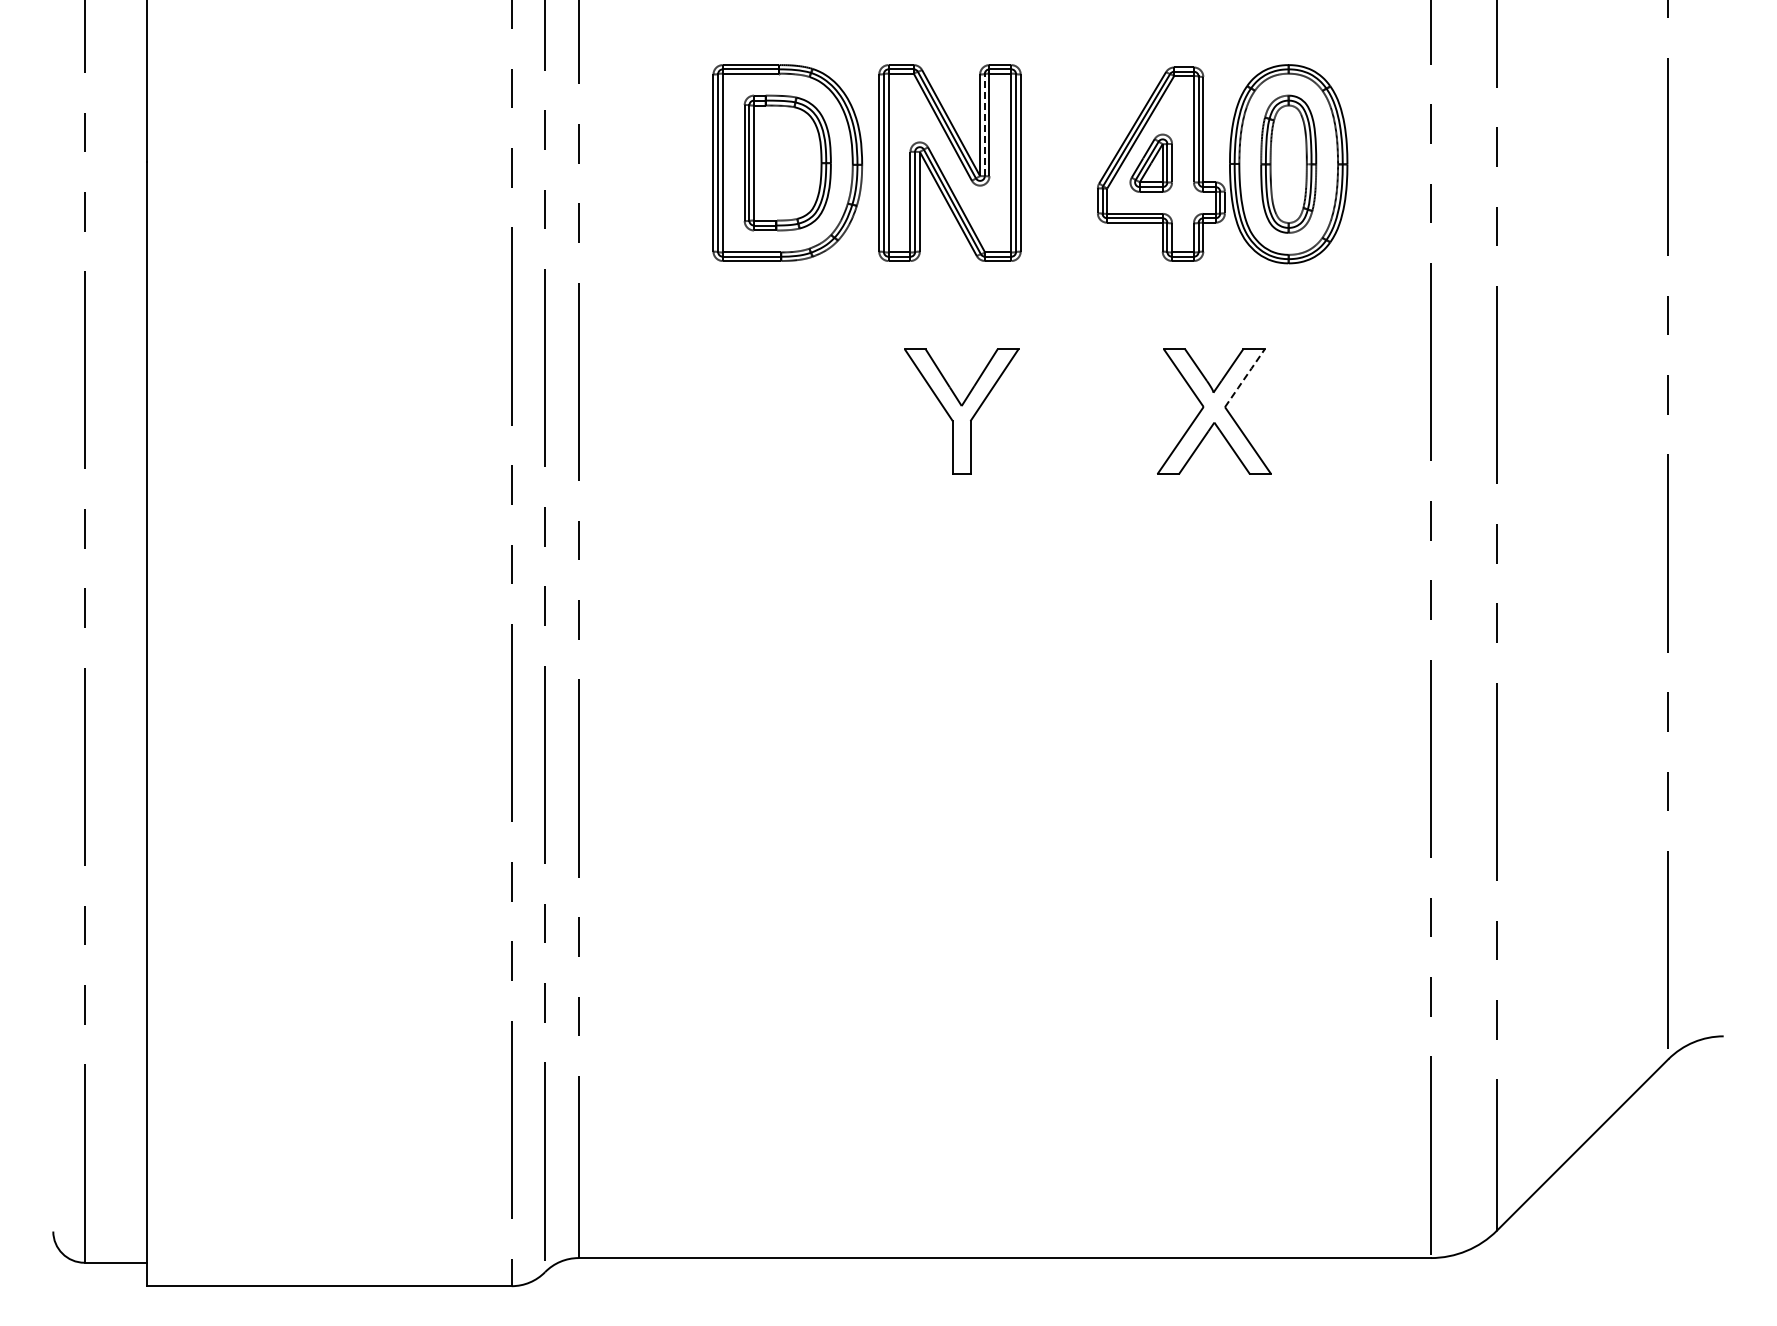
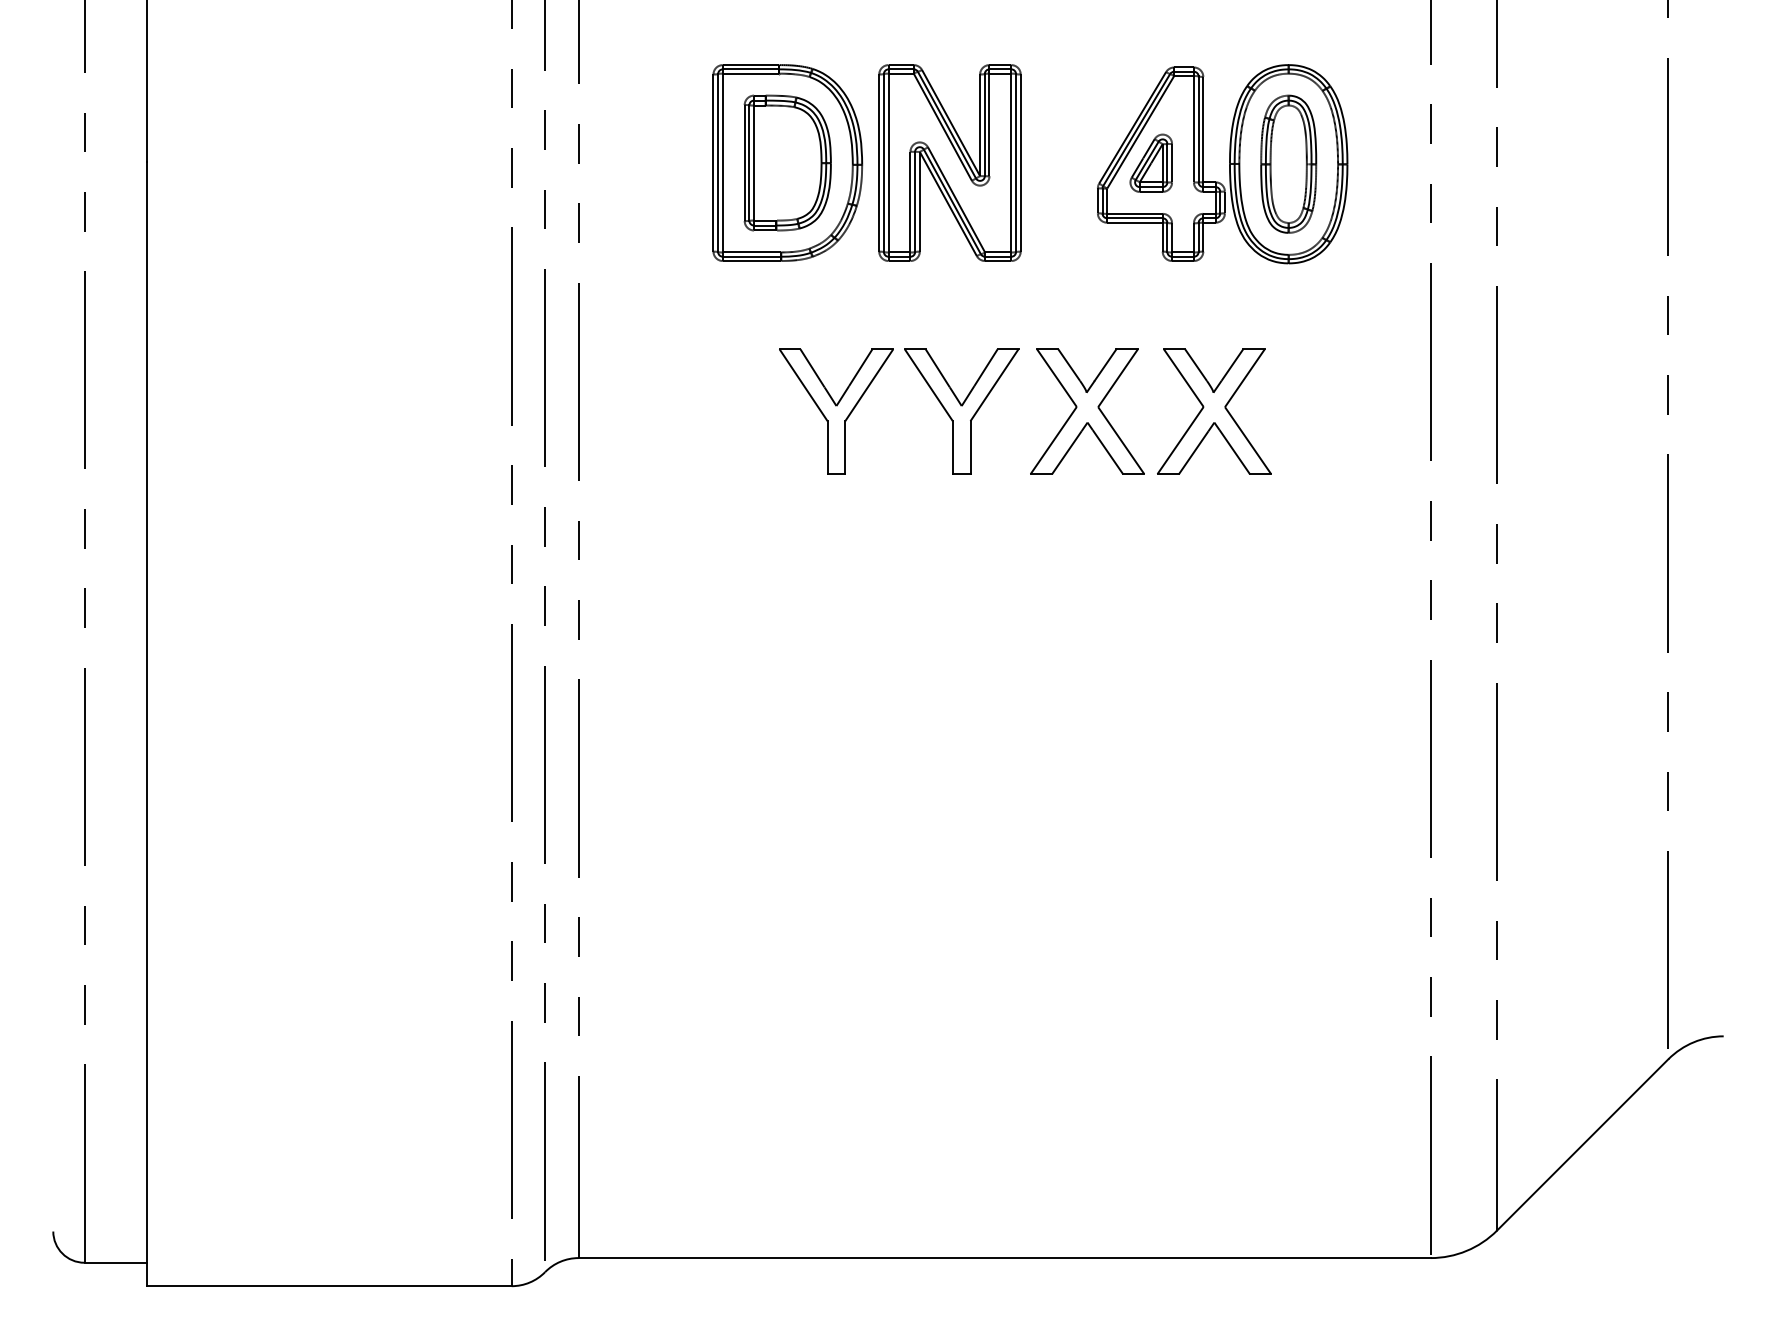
line: dashed -> solid (984, 124)
line: dashed -> solid (1244, 378)
part: none -> present (836, 411)
part: none -> present (1087, 411)
